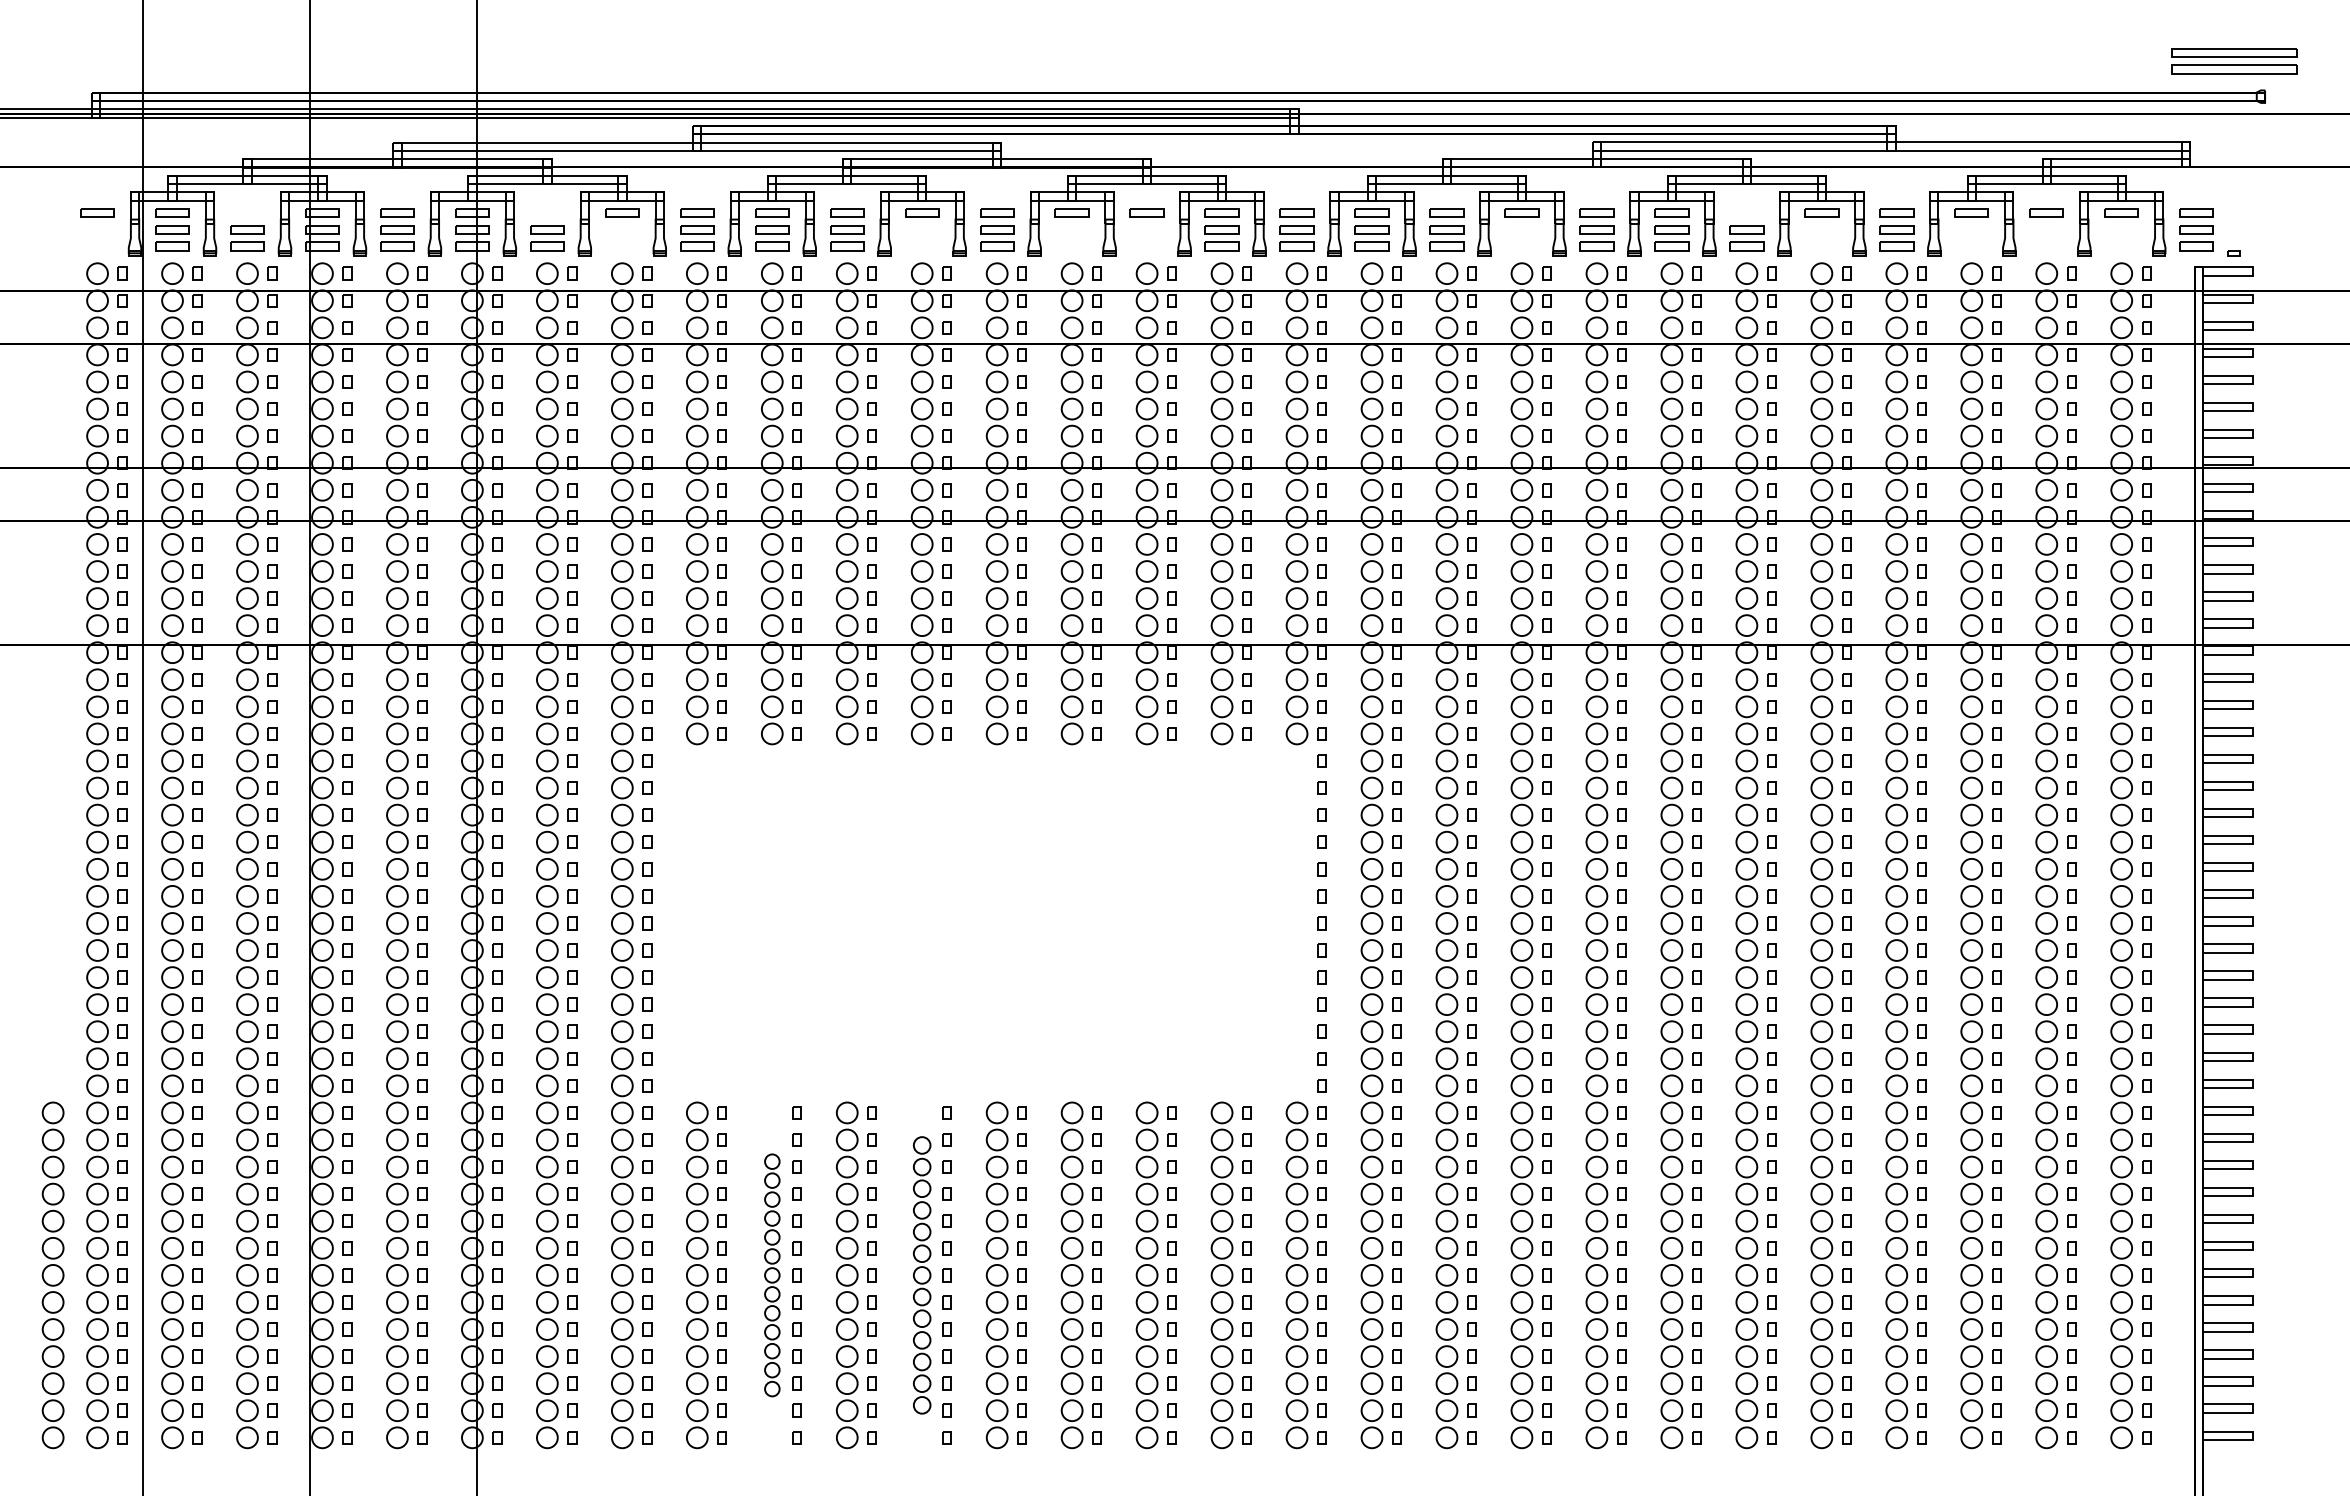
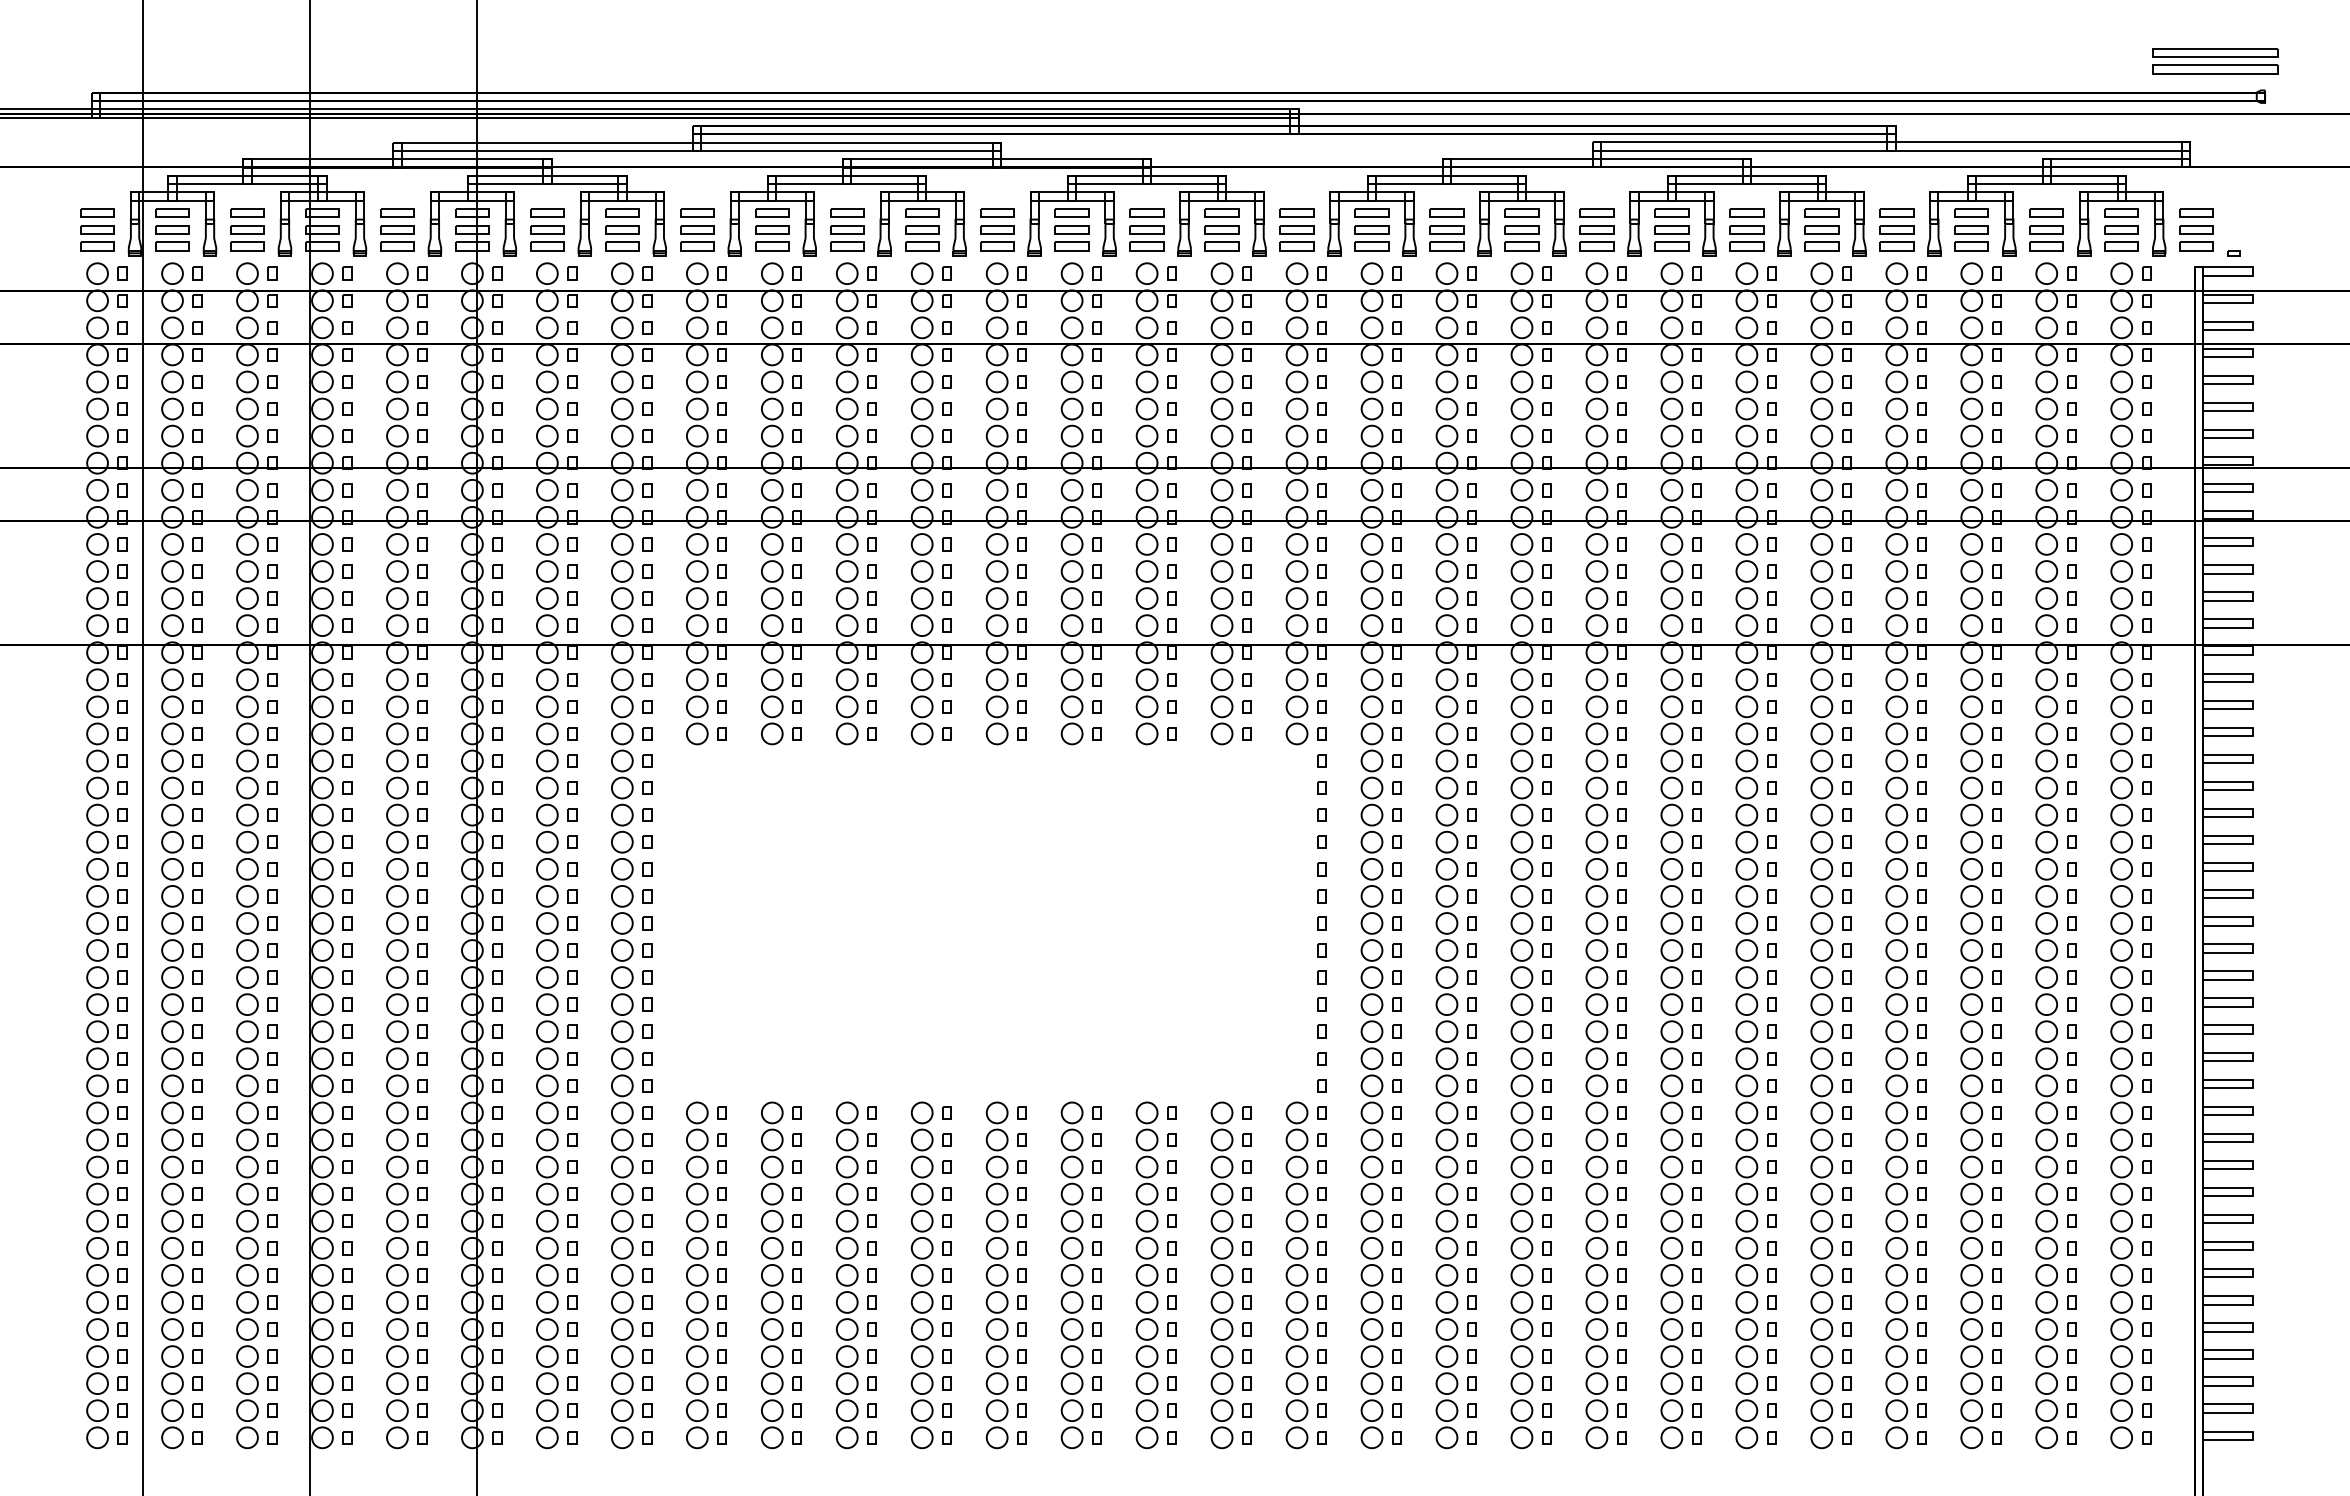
part position: (2234, 61) -> (2215, 61) (2215, 61)
part: none -> present (247, 212)
part: none -> present (547, 212)
part: none -> present (1746, 212)
part: none -> present (97, 238)
part: none -> present (622, 238)
part: none -> present (922, 238)
part: none -> present (1071, 238)
part: none -> present (1146, 238)
part: none -> present (1521, 238)
part: none -> present (1821, 238)
part: none -> present (1971, 238)
part: none -> present (2046, 238)
part: none -> present (2121, 238)
part: present -> none (52, 1275)
part size: 17x245 px -> 23x349 px (772, 1275)
part size: 19x279 px -> 24x349 px (921, 1275)
